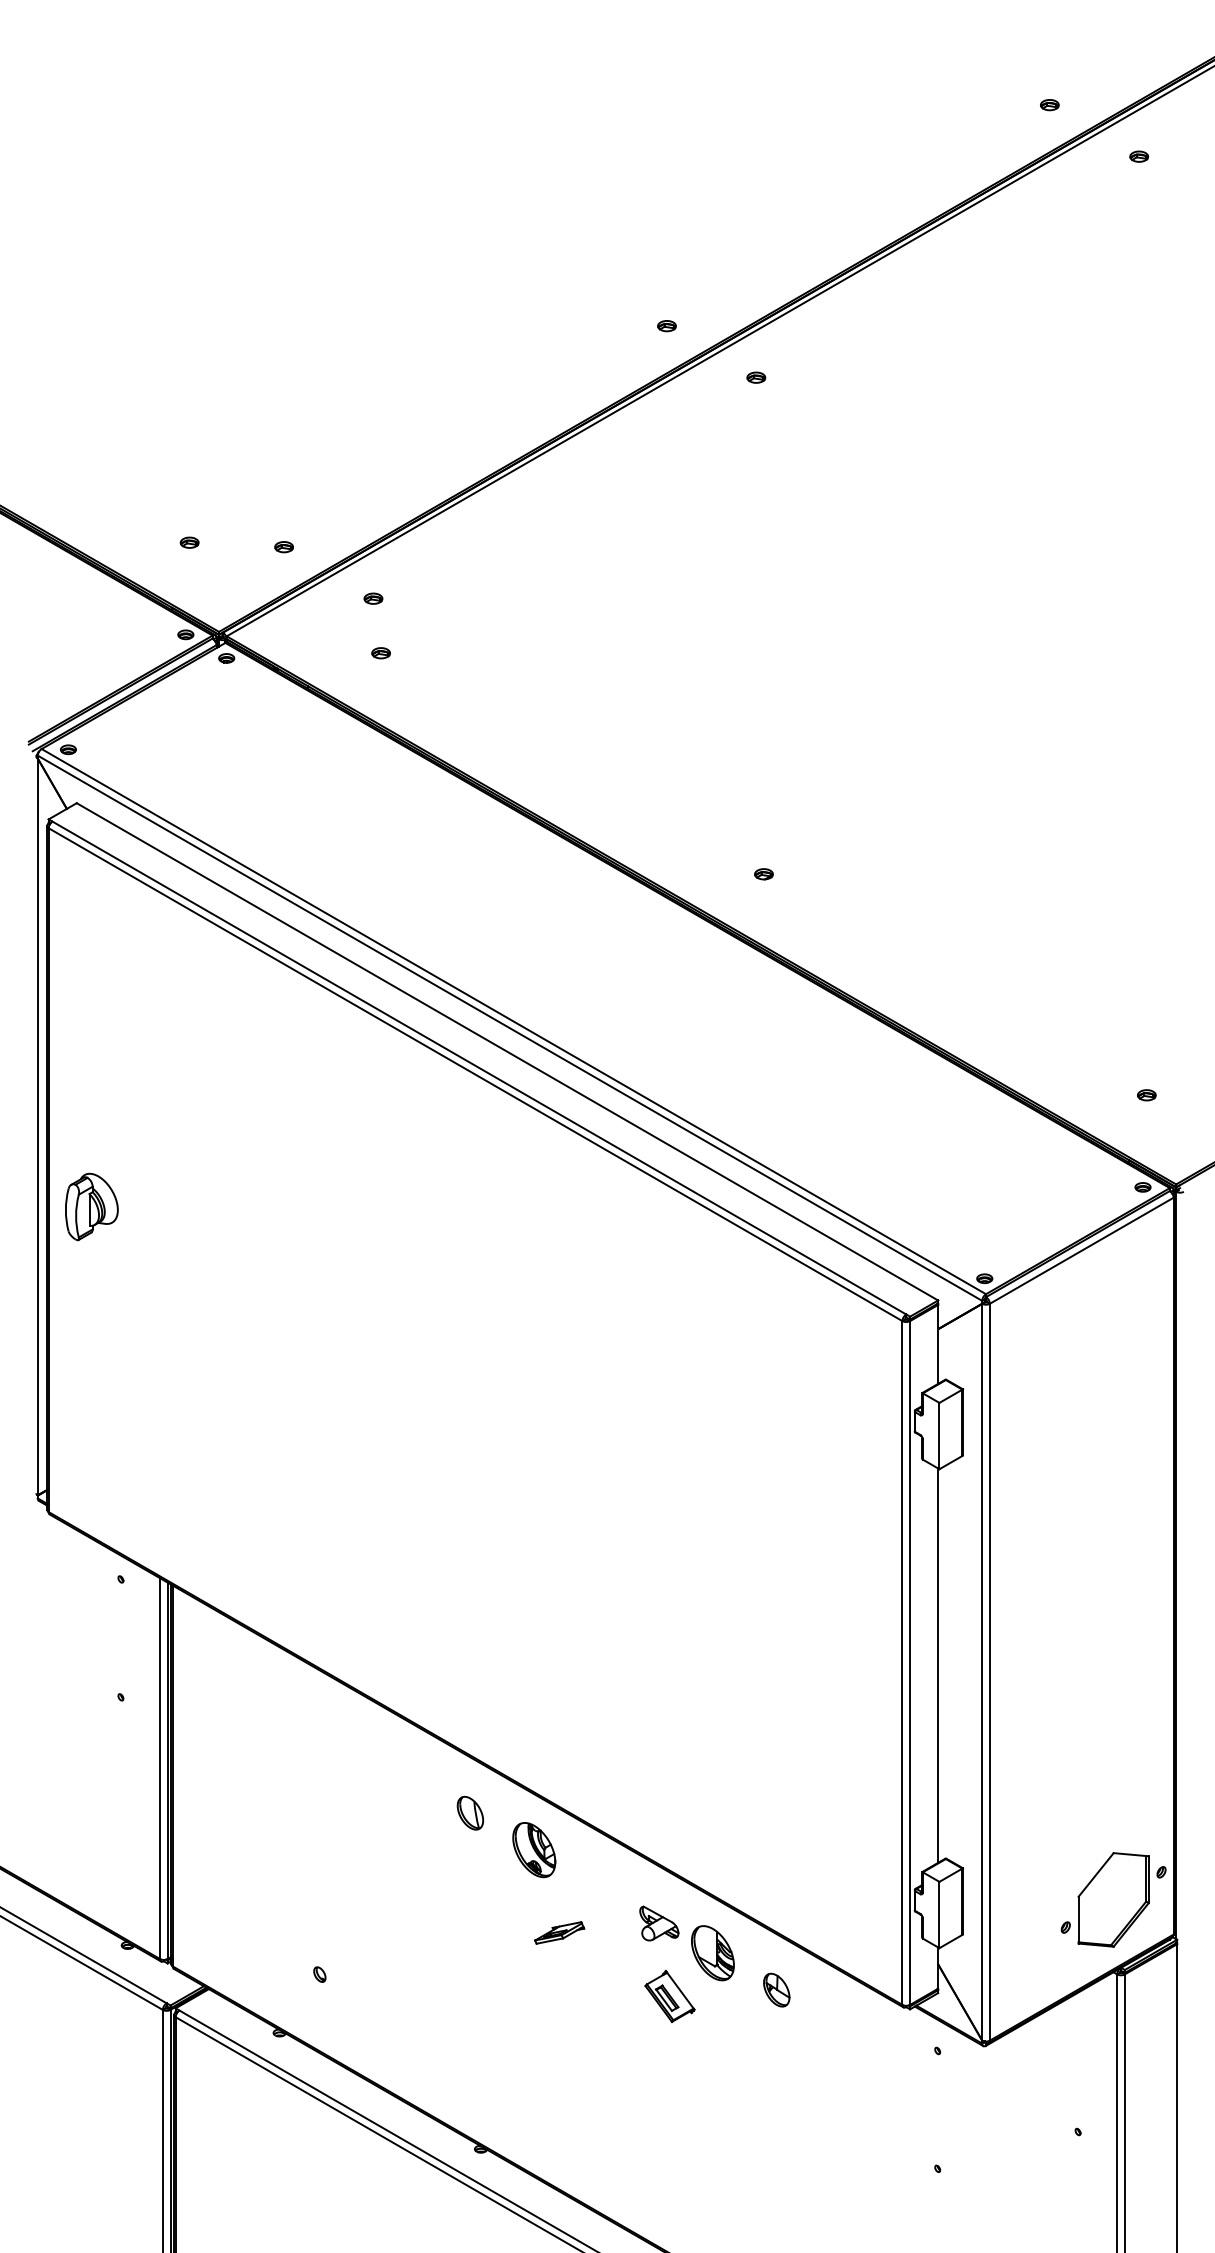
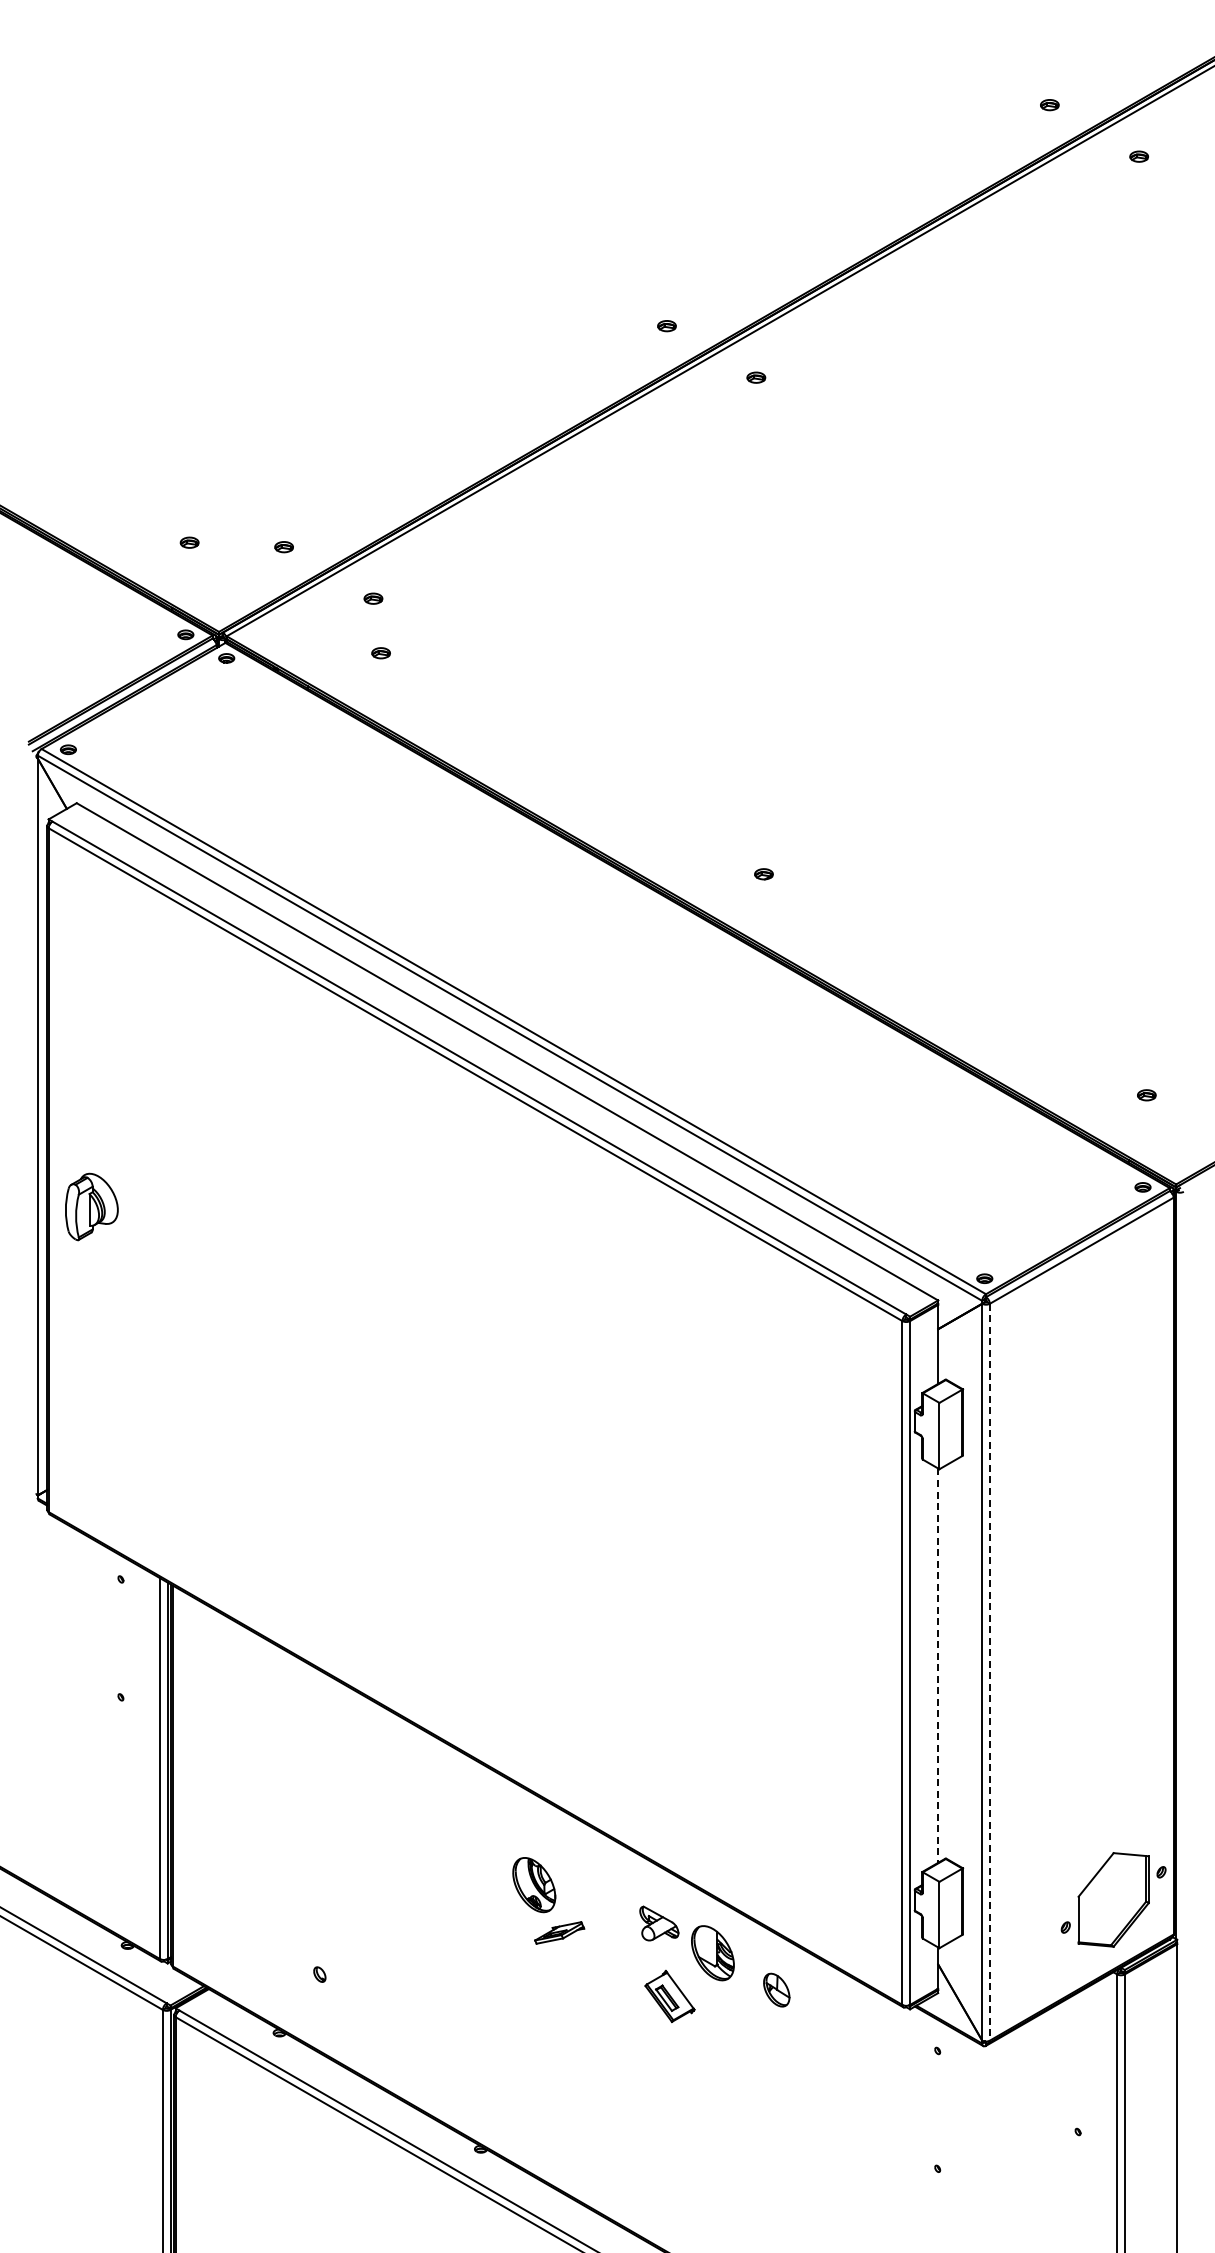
line: solid -> dashed (938, 1666)
line: solid -> dashed (989, 1672)
part: present -> none (470, 1813)
part position: (534, 1850) -> (534, 1885) (534, 1885)
